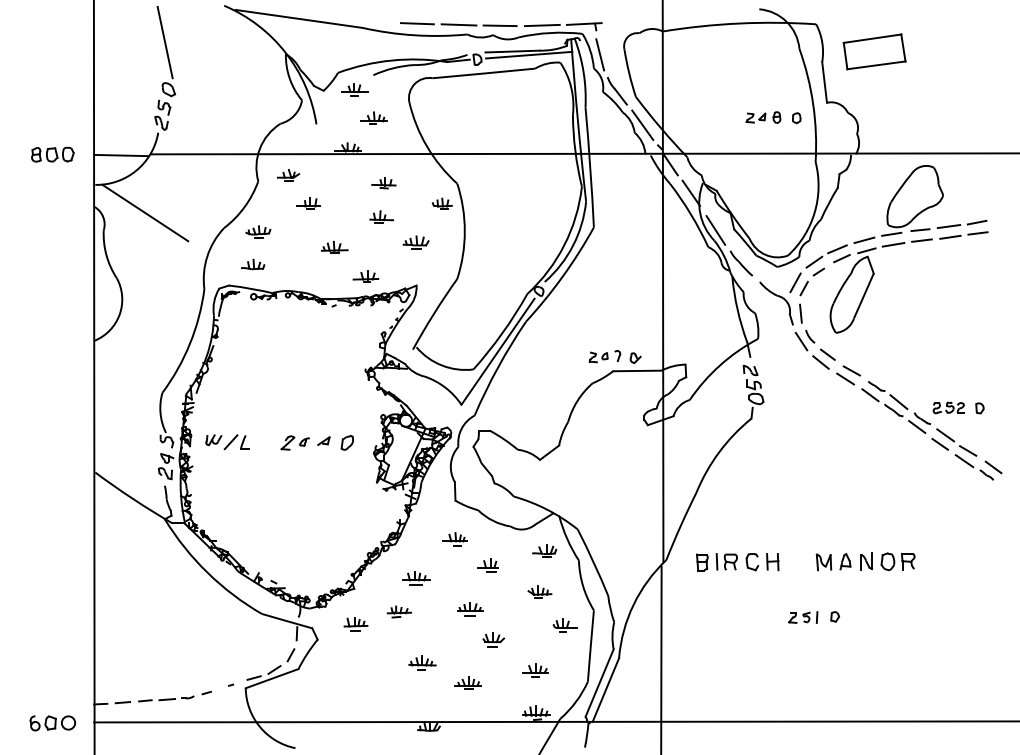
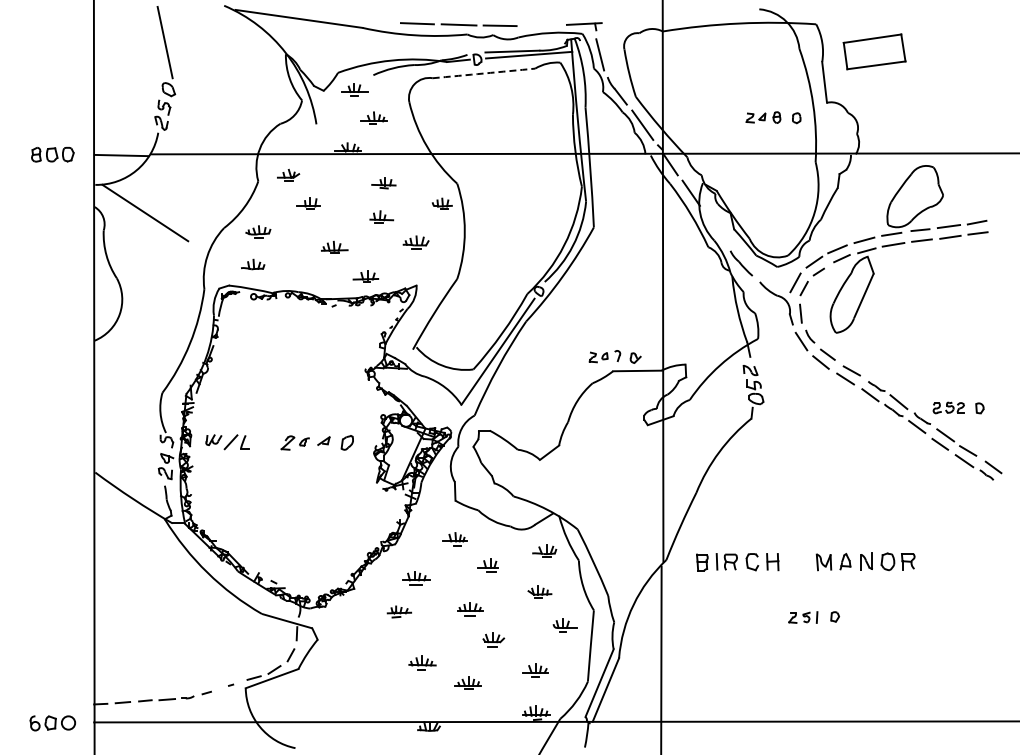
line: present -> none (542, 25)
arc: solid -> dashed (483, 73)
line: present -> none (715, 230)
part: present -> none (355, 624)
